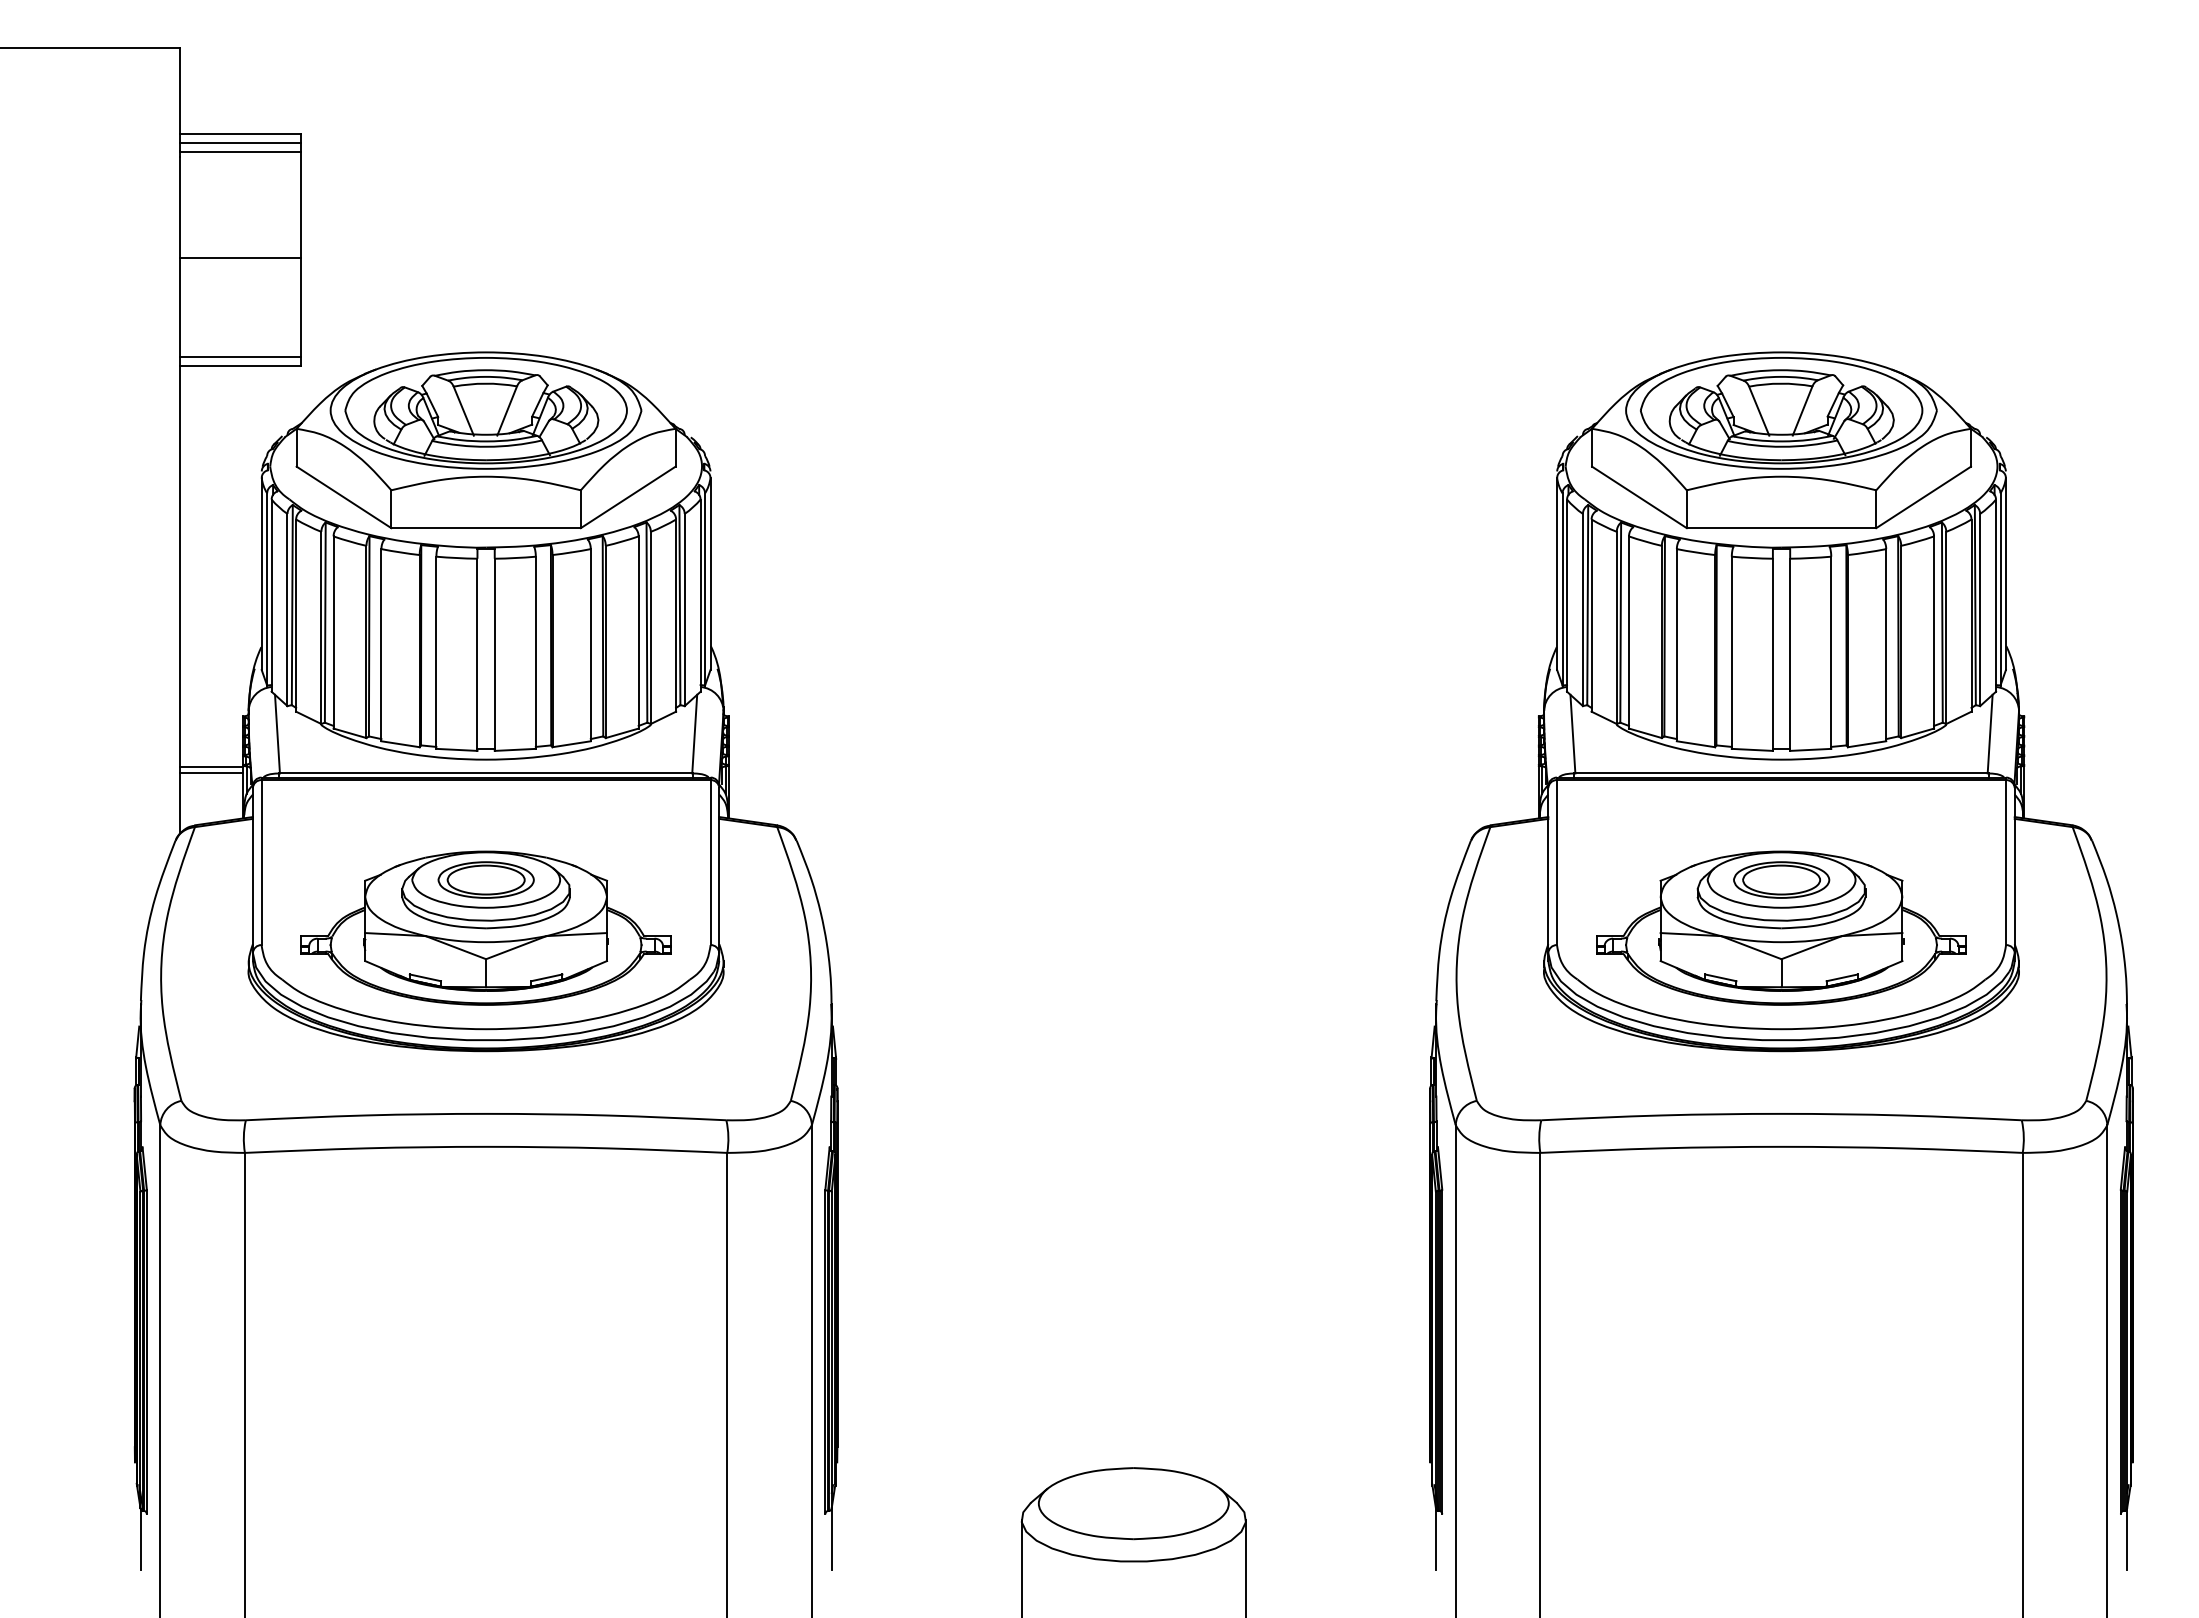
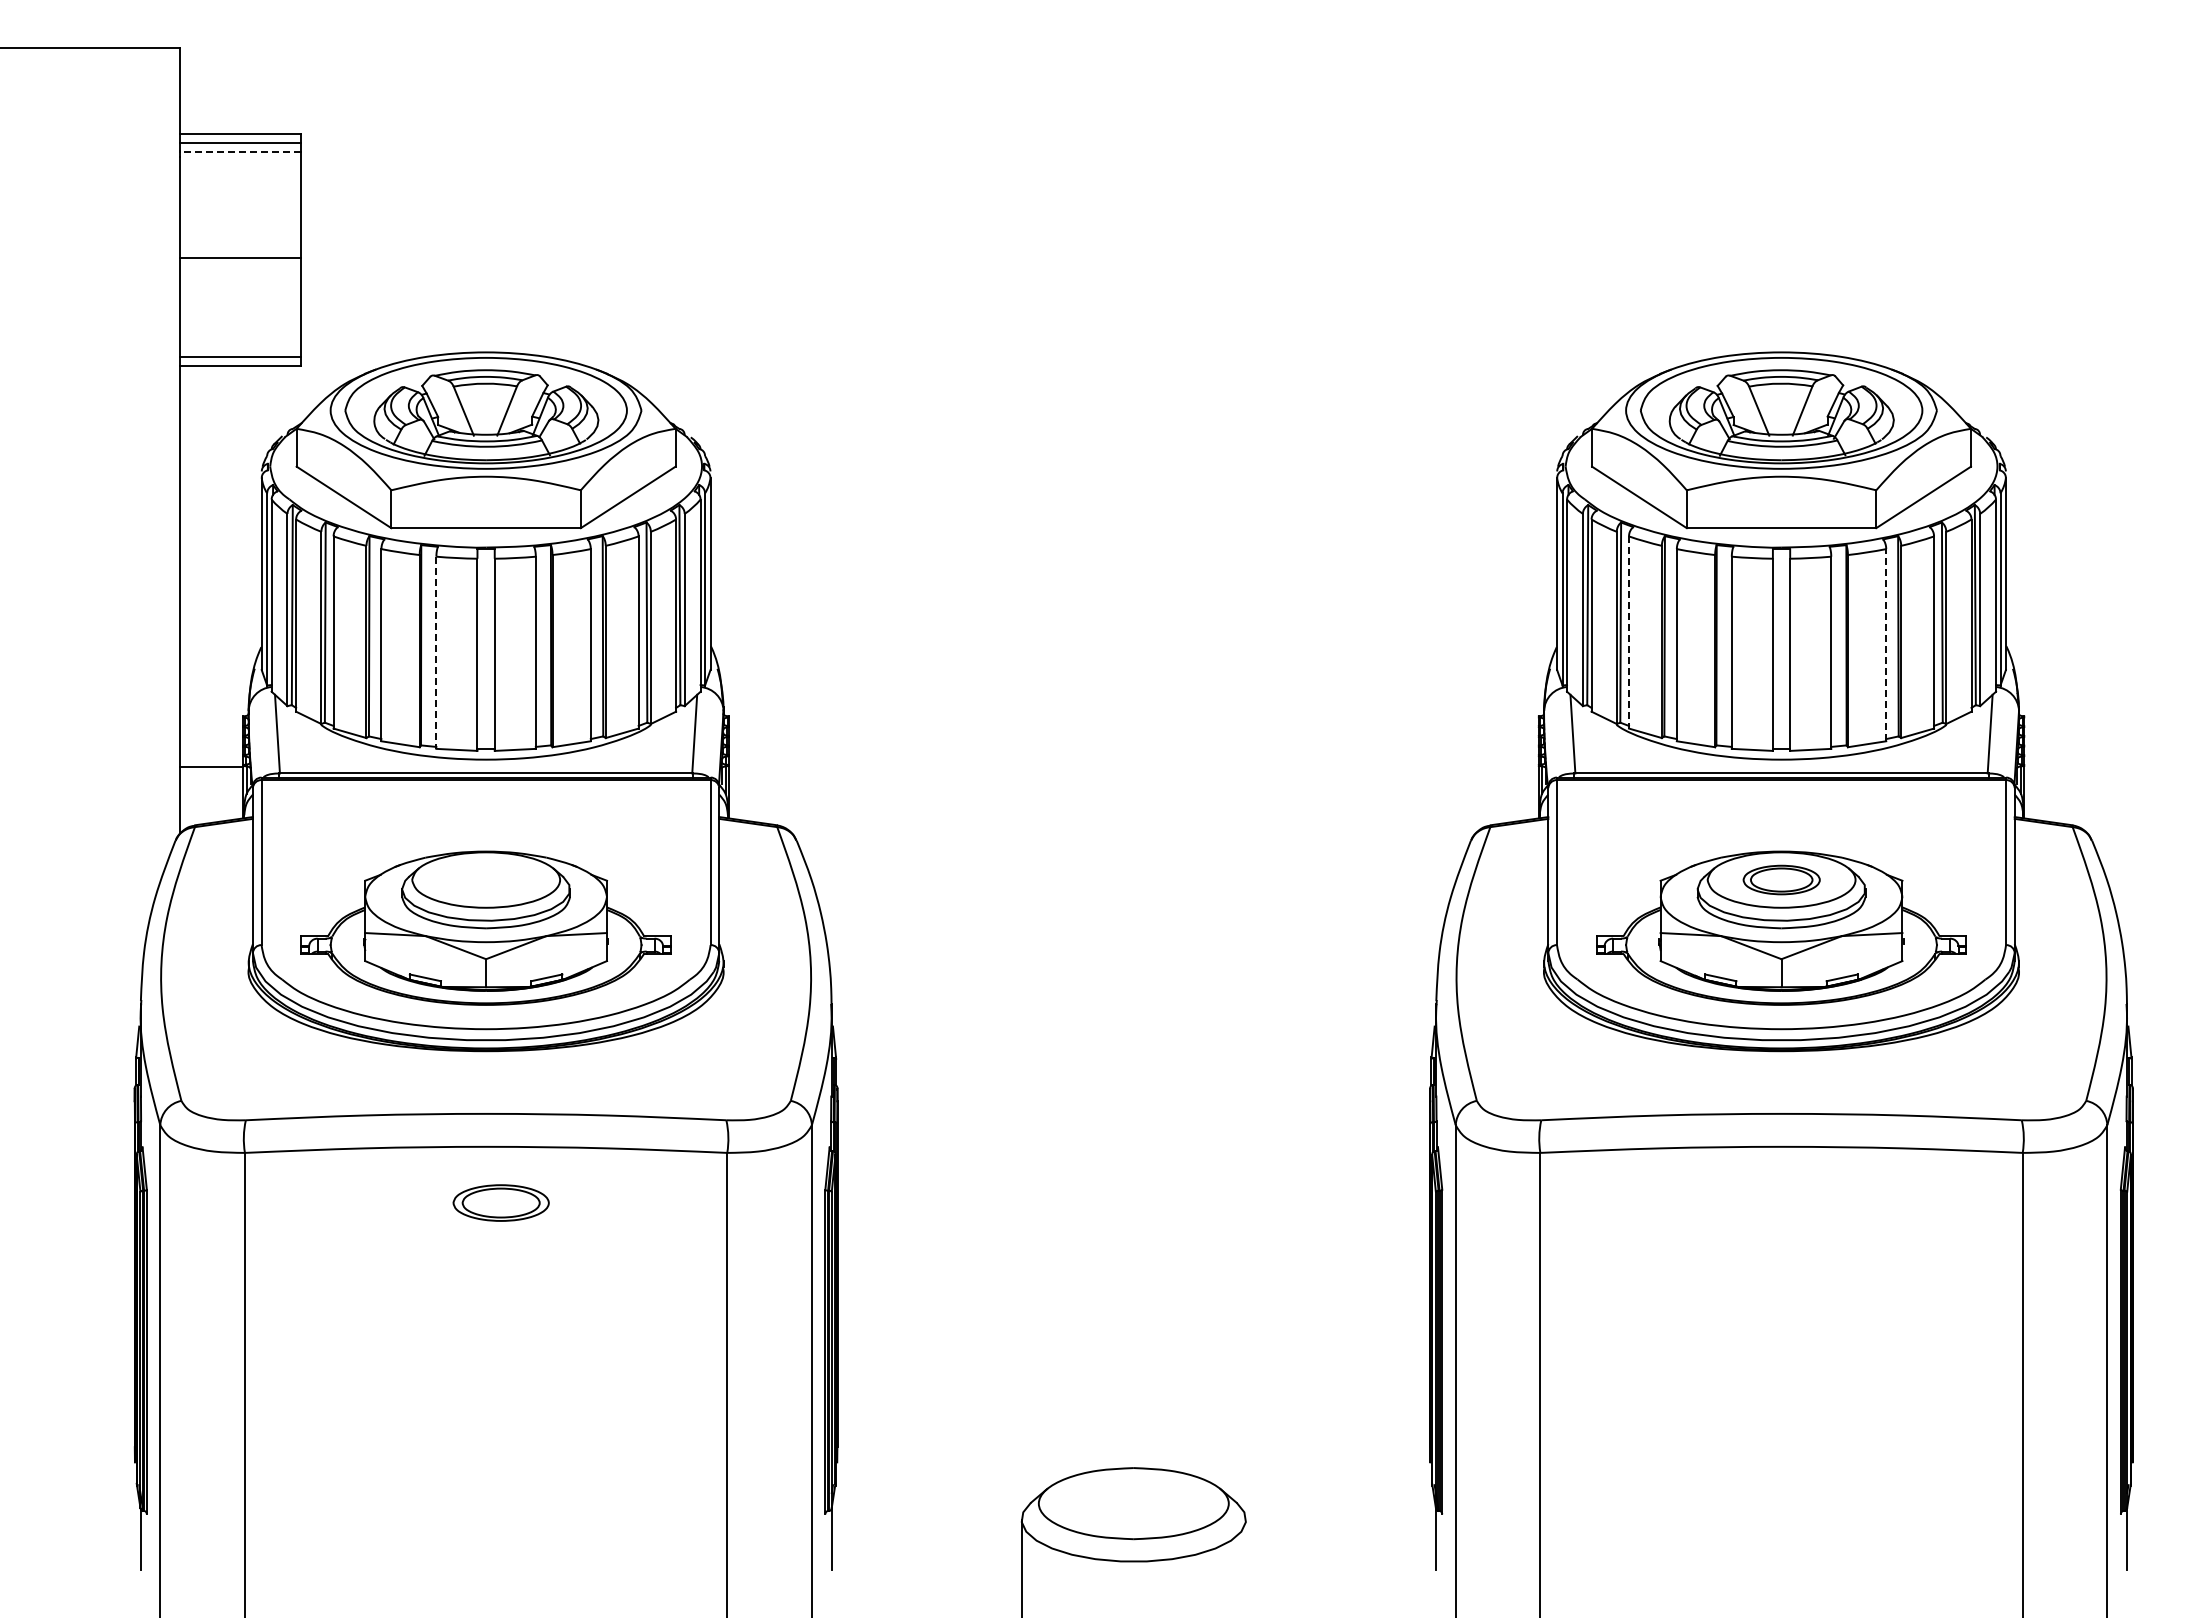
line: solid -> dashed (239, 151)
line: solid -> dashed (1628, 632)
line: solid -> dashed (1886, 644)
line: solid -> dashed (436, 653)
line: present -> none (211, 773)
part position: (485, 879) -> (500, 1202) (500, 1202)
part size: 98x38 px -> 79x32 px (1781, 879)
line: present -> none (1246, 1566)
